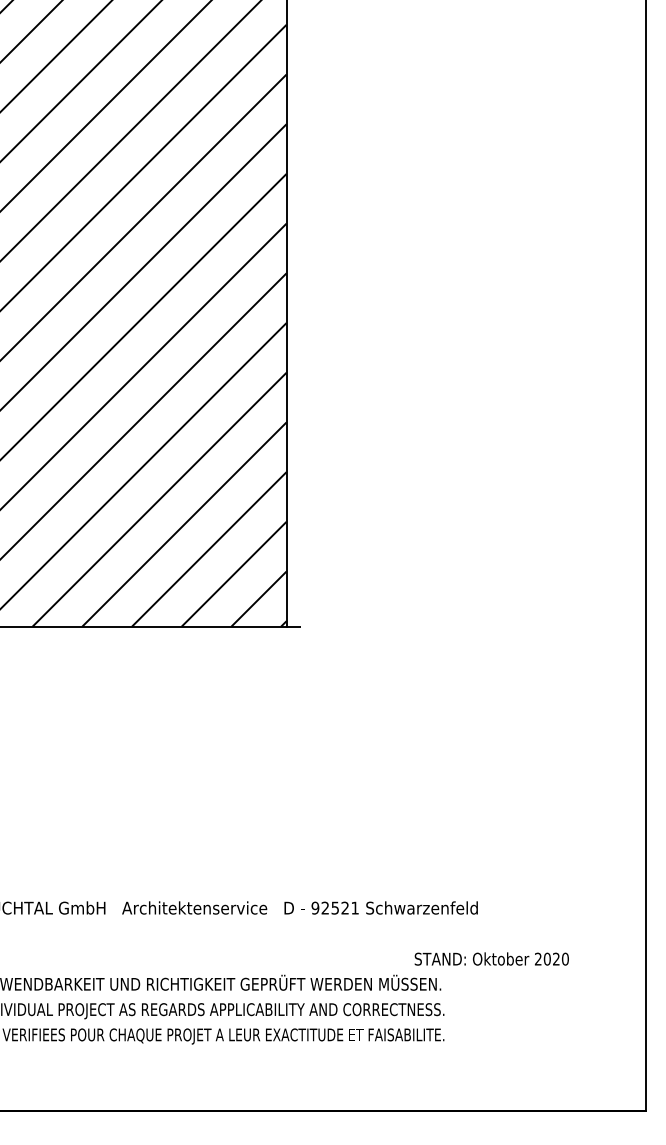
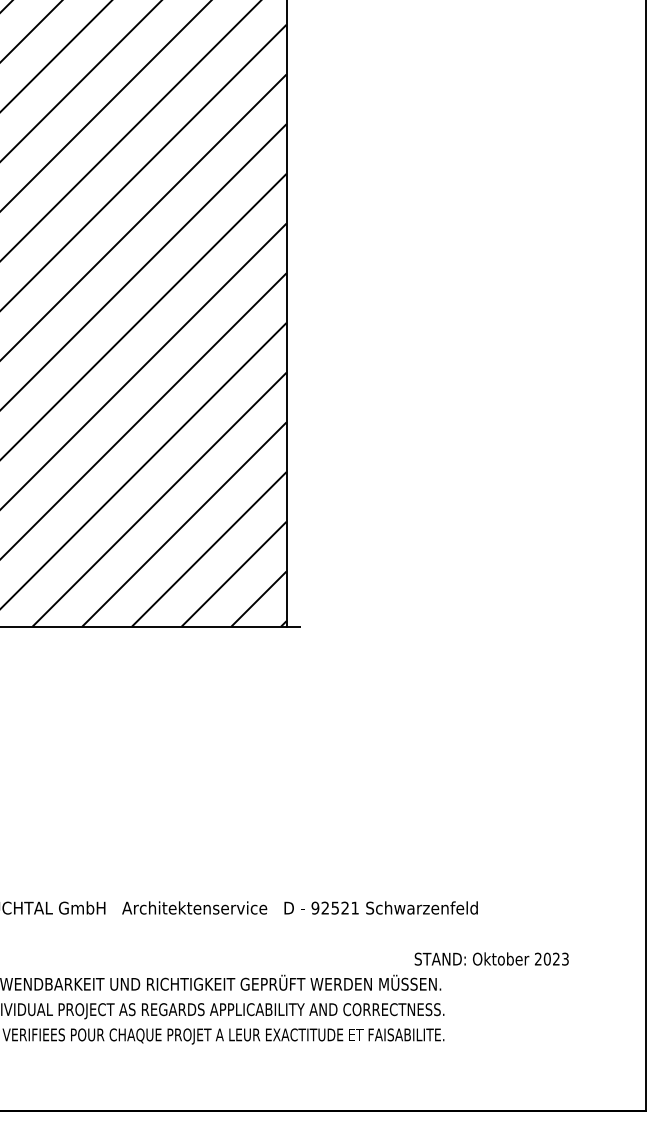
text: 2020 -> 2023 (565, 958)
